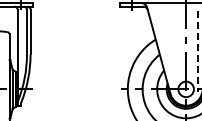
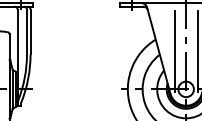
line: none -> present (174, 50)
line: dashed -> solid (197, 51)
